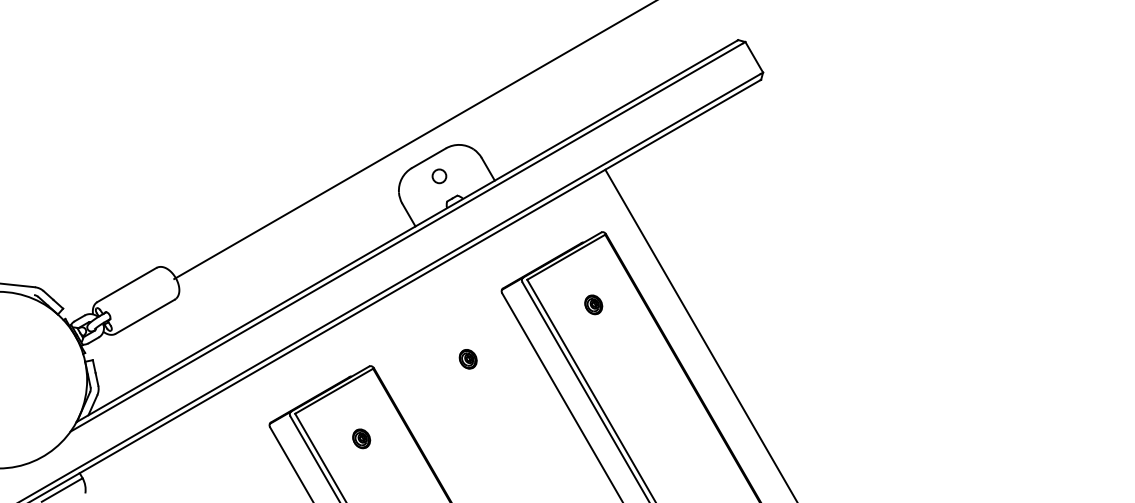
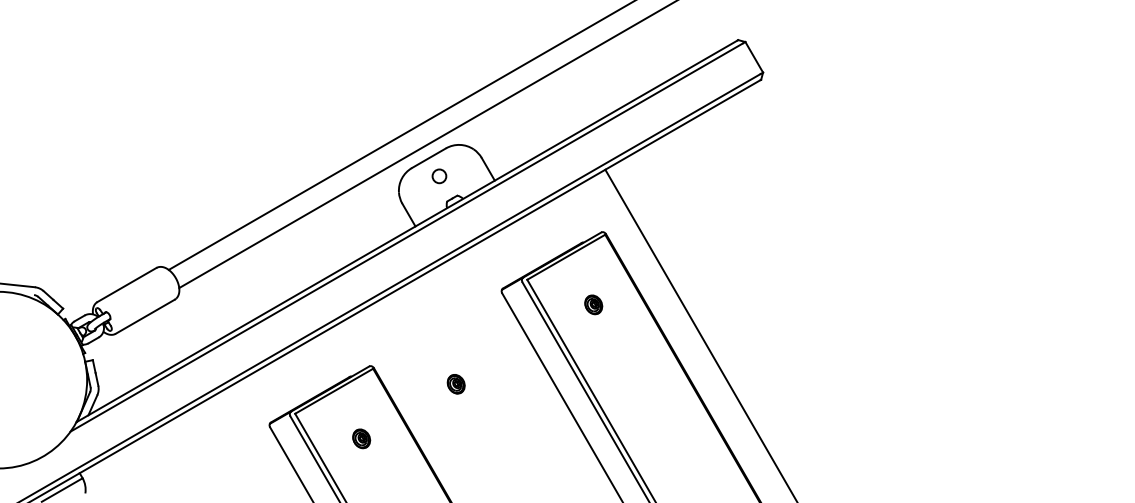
line: none -> present (400, 135)
line position: (413, 140) -> (426, 145) (426, 145)
part position: (467, 359) -> (455, 384) (455, 384)
